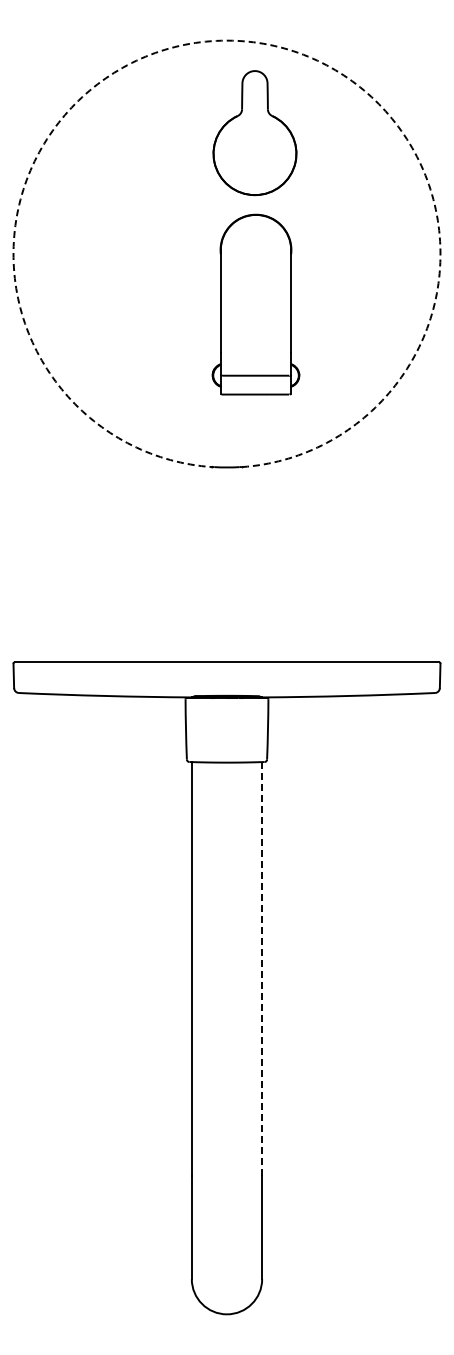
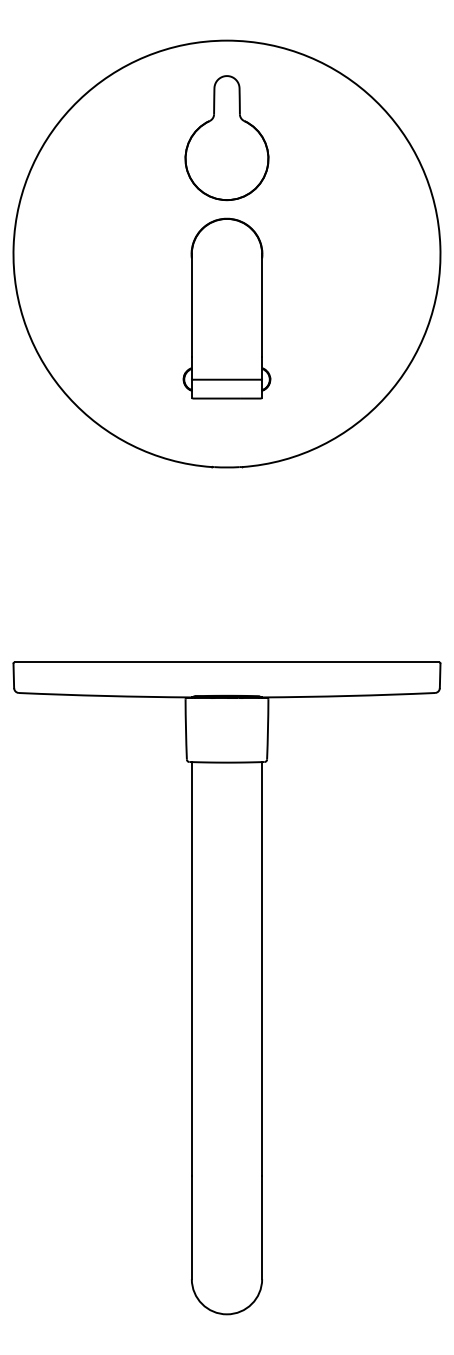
arc: dashed -> solid (227, 40)
part position: (254, 133) -> (226, 138) (226, 138)
part position: (255, 304) -> (226, 308) (226, 308)
line: dashed -> solid (262, 968)
